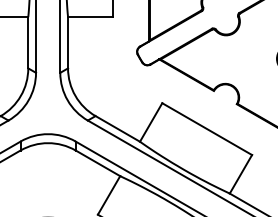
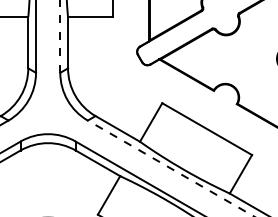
line: solid -> dashed (60, 35)
line: solid -> dashed (170, 168)
